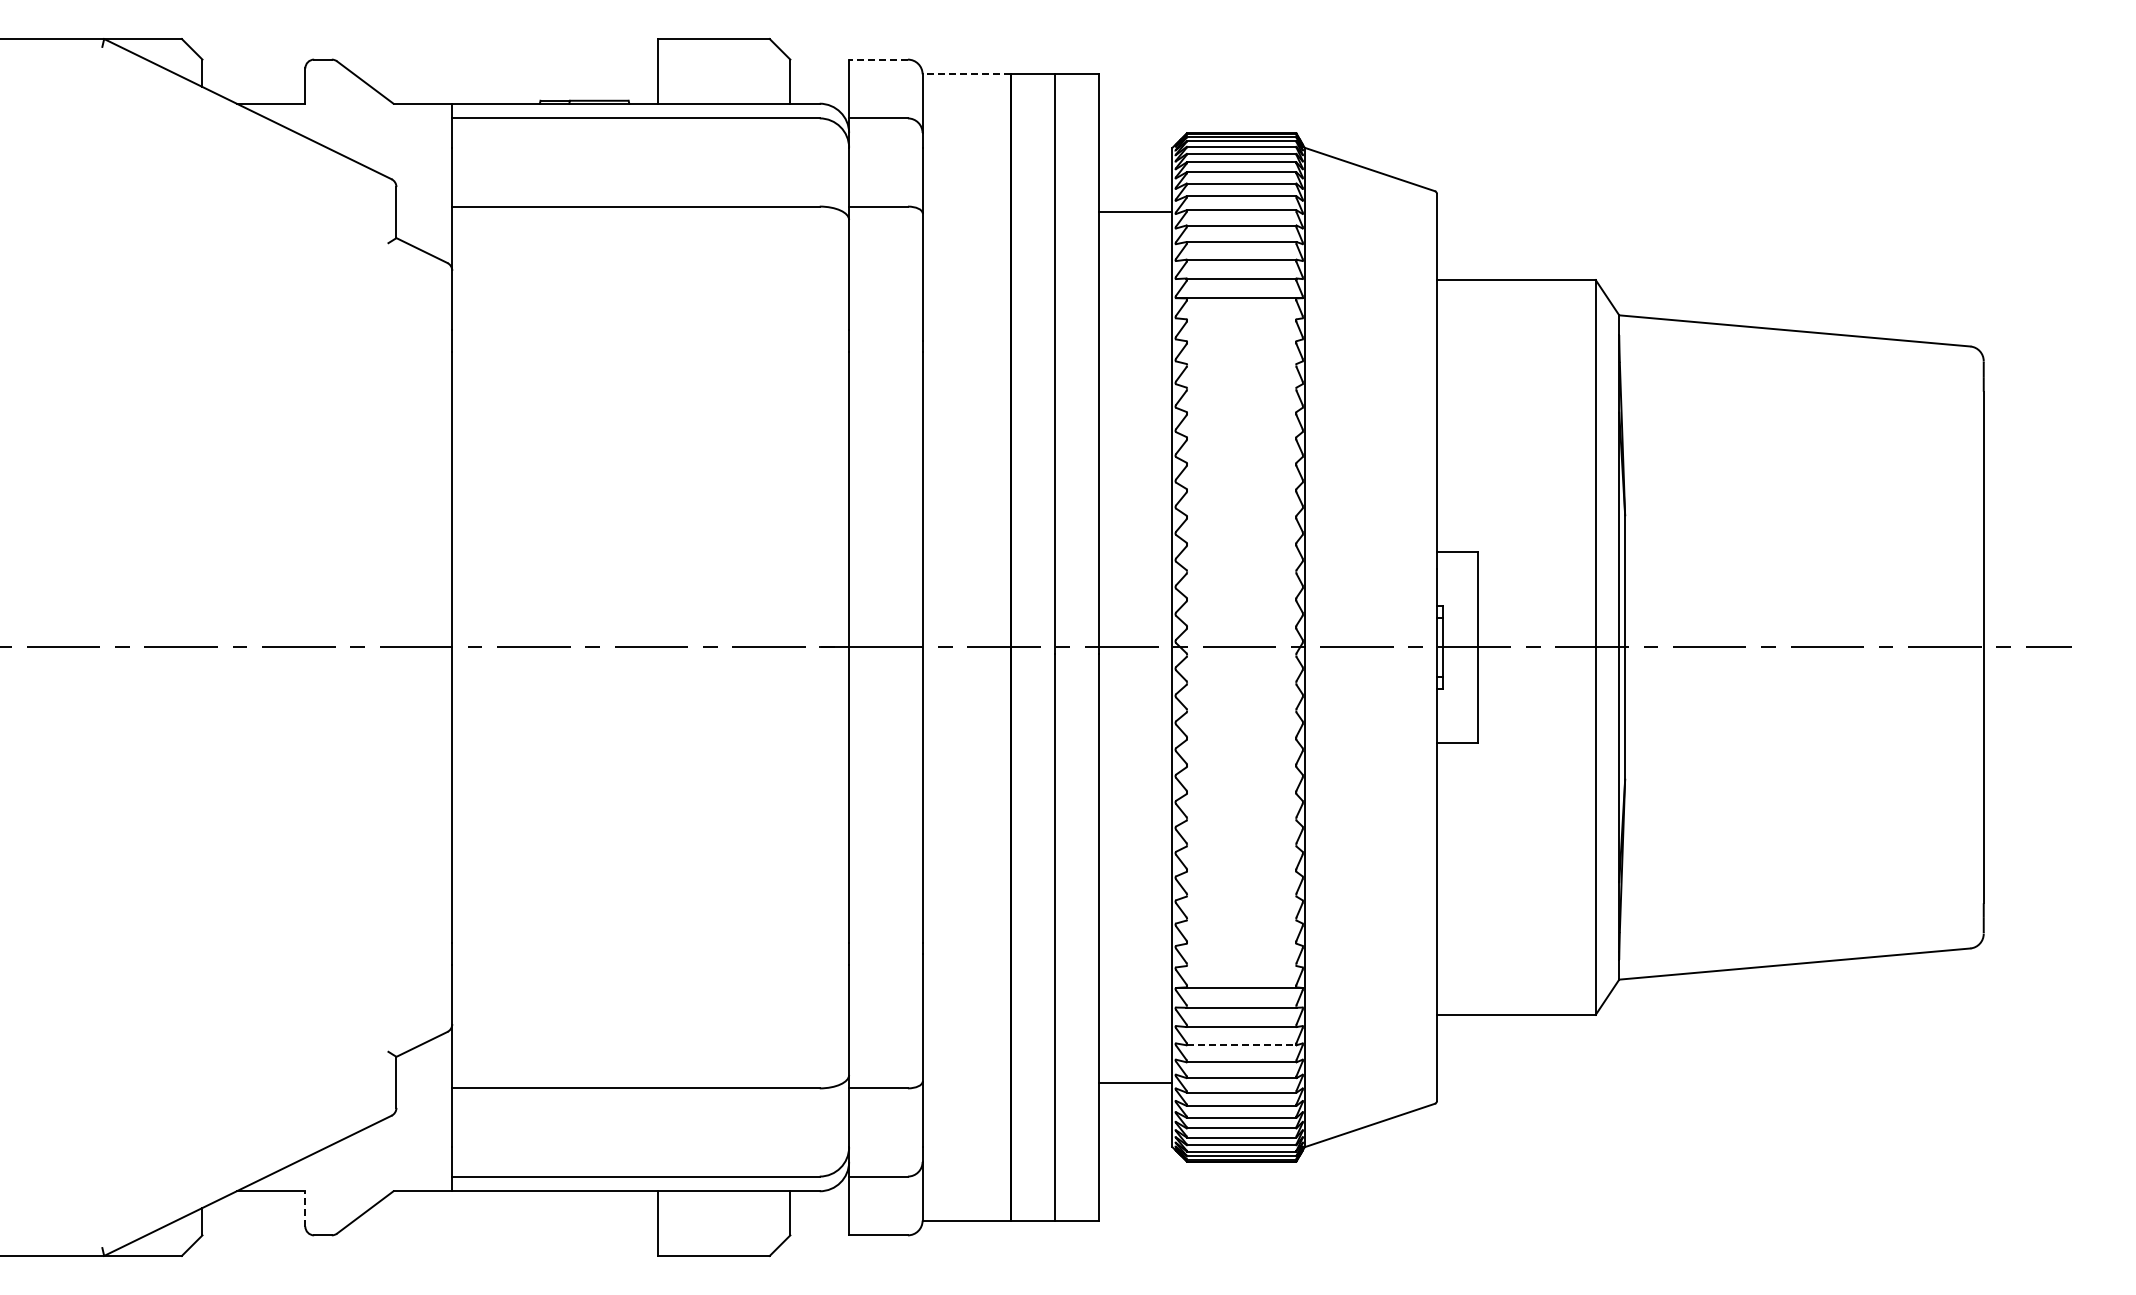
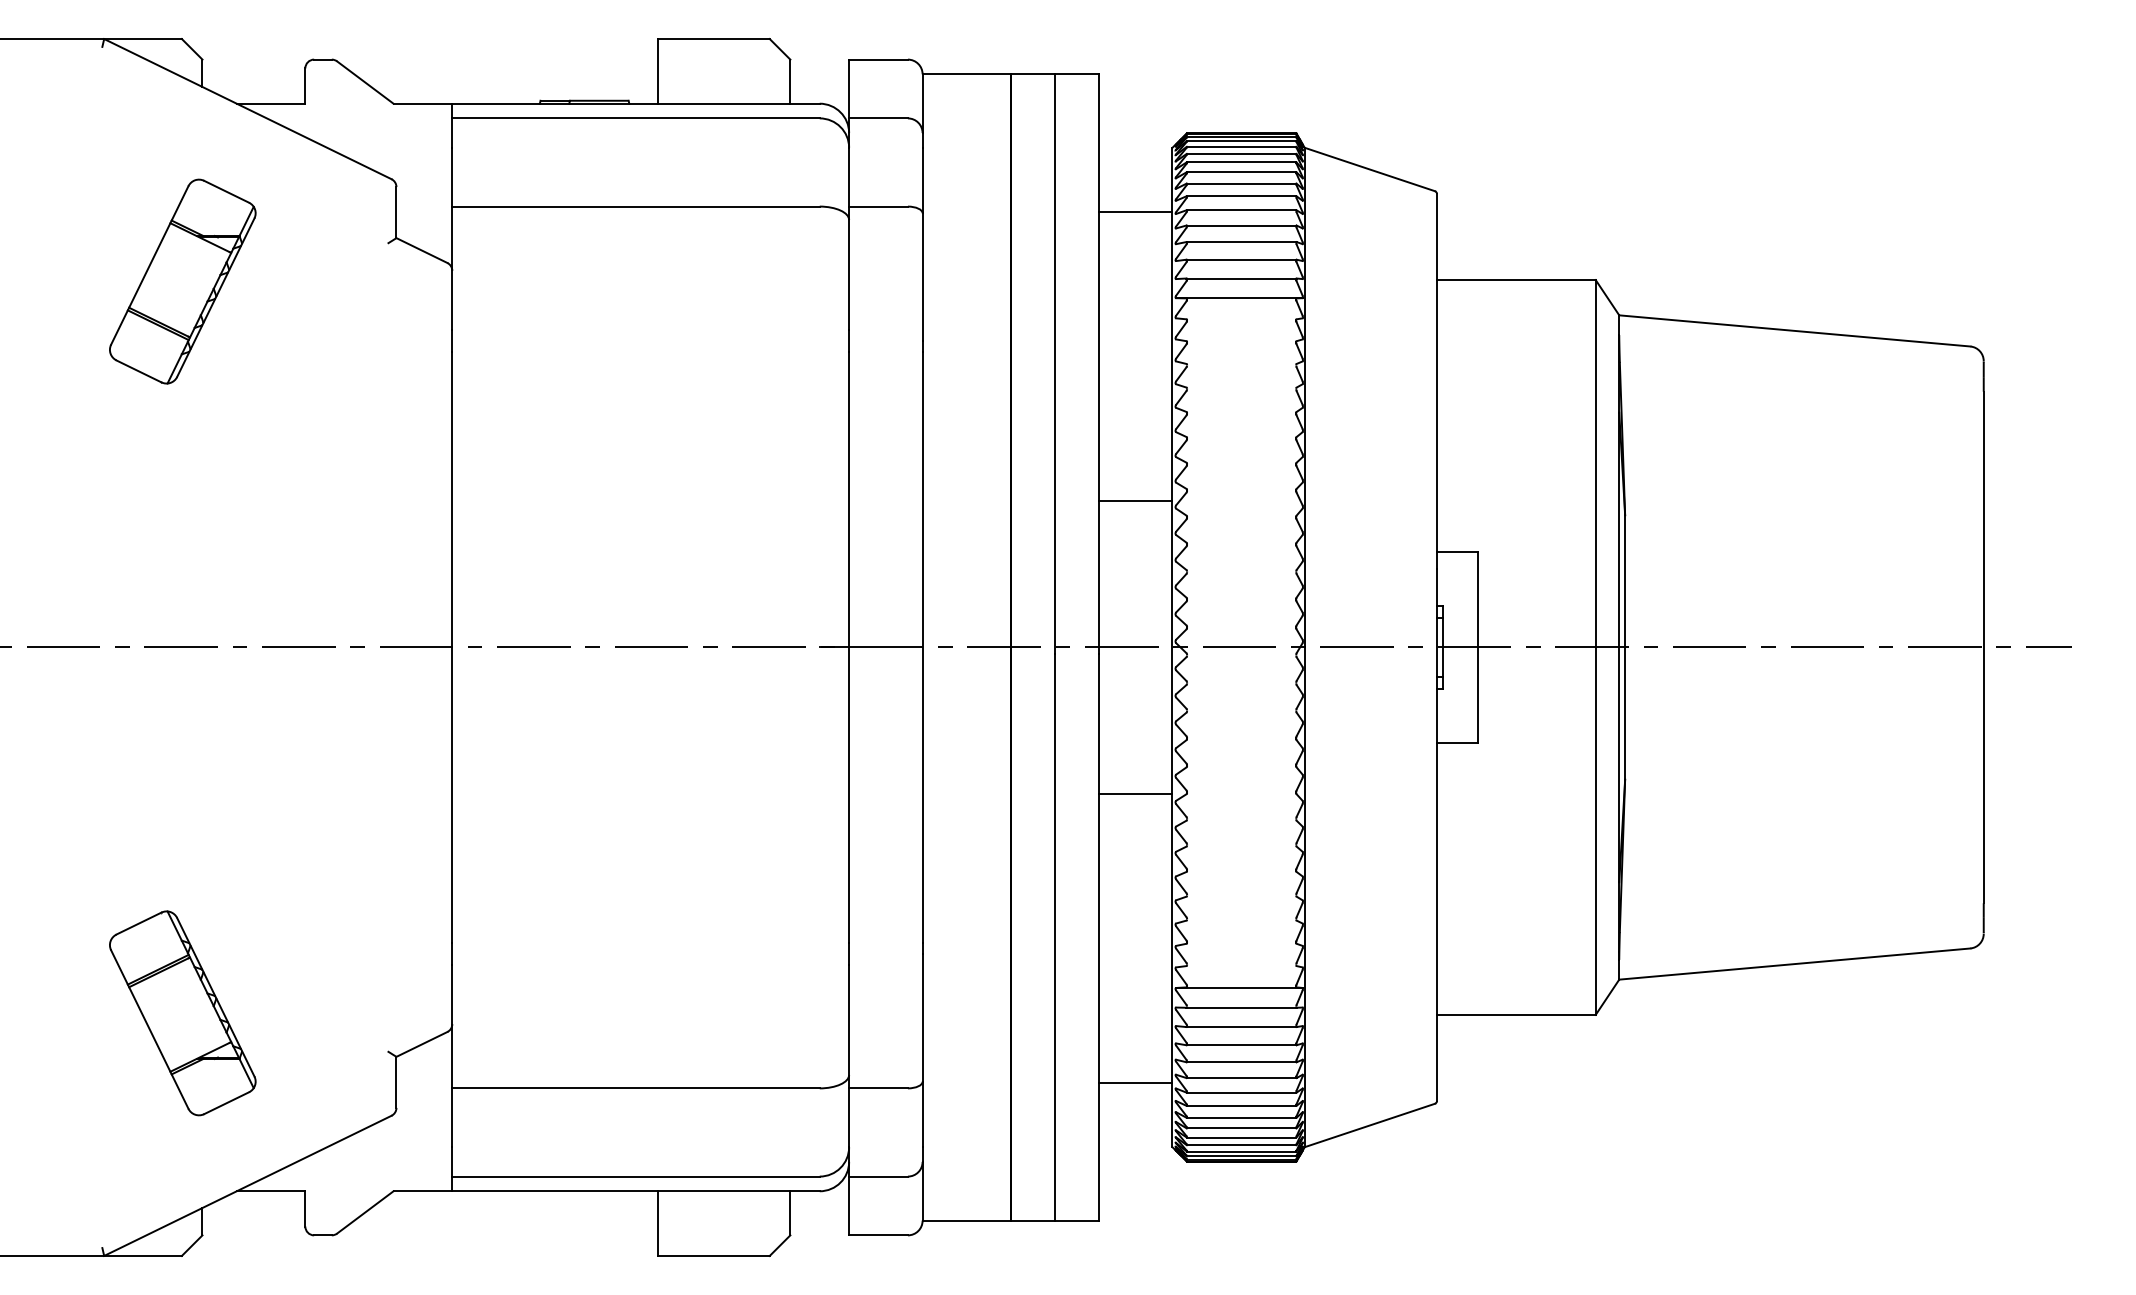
line: dashed -> solid (878, 59)
line: dashed -> solid (966, 74)
part: none -> present (182, 281)
line: none -> present (1135, 501)
line: none -> present (1135, 793)
part: none -> present (182, 1013)
line: dashed -> solid (1242, 1045)
line: dashed -> solid (305, 1208)
